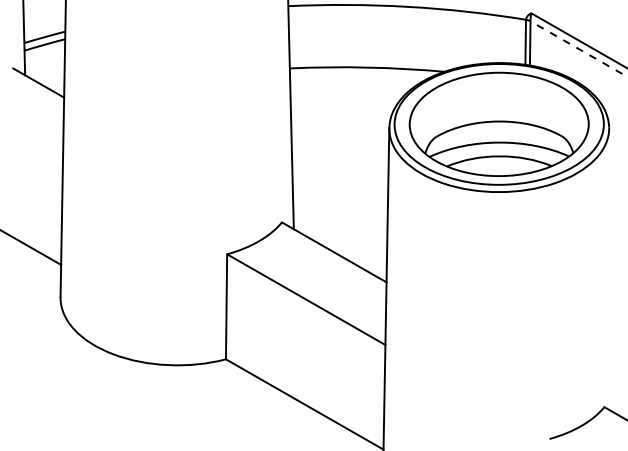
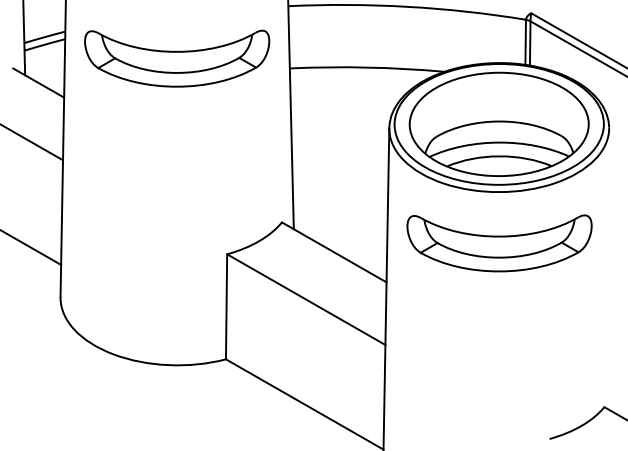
line: dashed -> solid (579, 49)
part: none -> present (177, 58)
line: none -> present (32, 142)
part: none -> present (499, 243)
